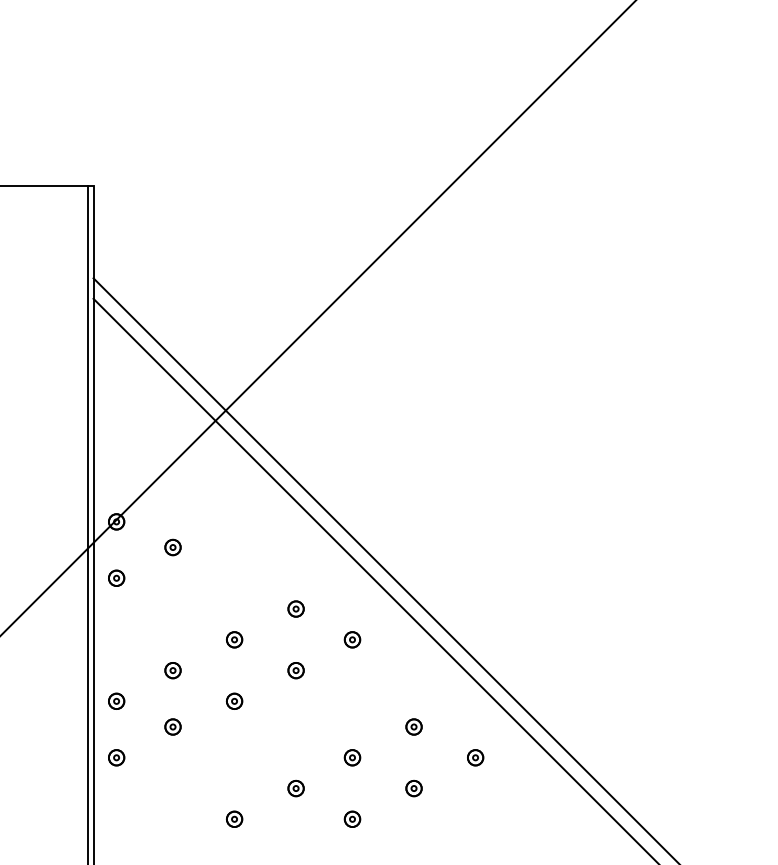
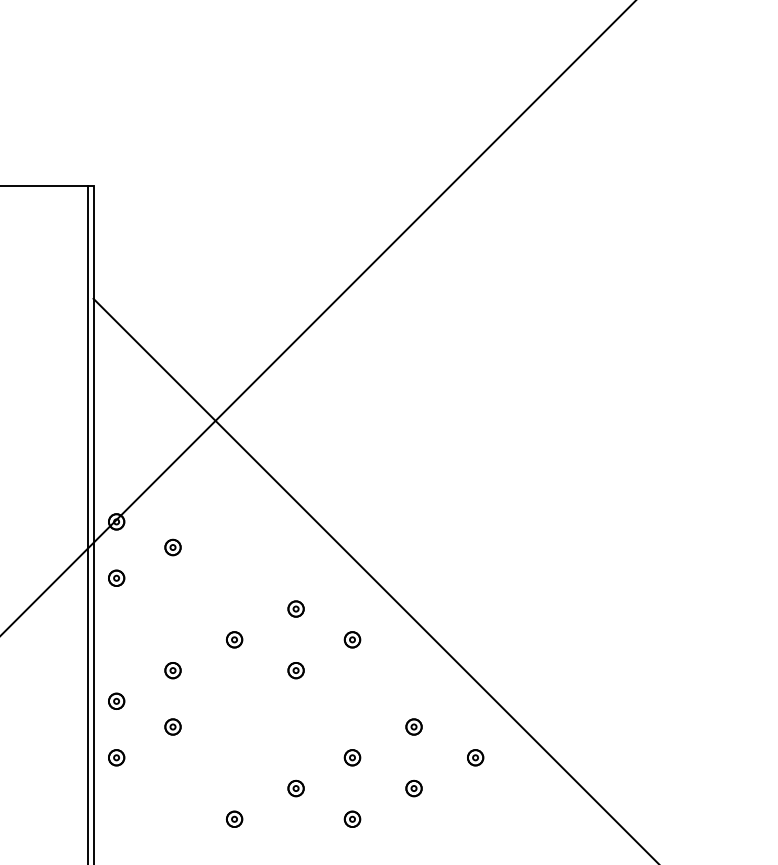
line: present -> none (384, 569)
part: present -> none (234, 700)
